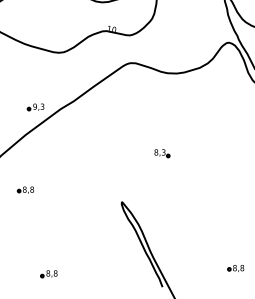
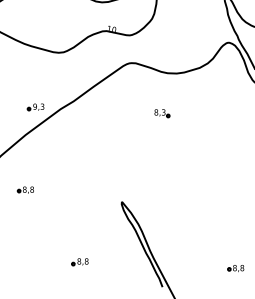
part position: (162, 153) -> (162, 113) (162, 113)
part position: (48, 274) -> (79, 262) (79, 262)
